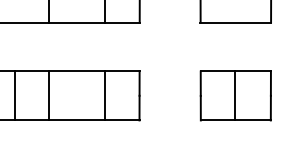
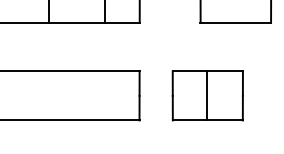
line: present -> none (14, 95)
line: present -> none (48, 95)
line: present -> none (105, 95)
part position: (235, 95) -> (207, 95) (207, 95)
